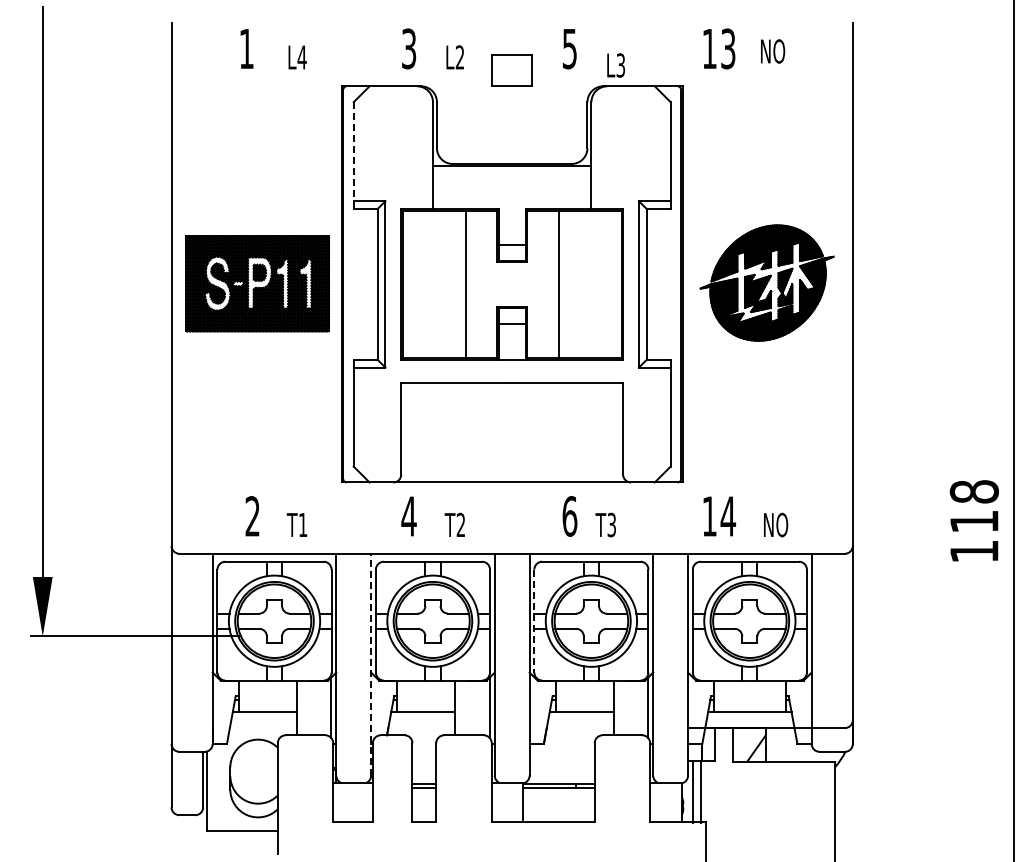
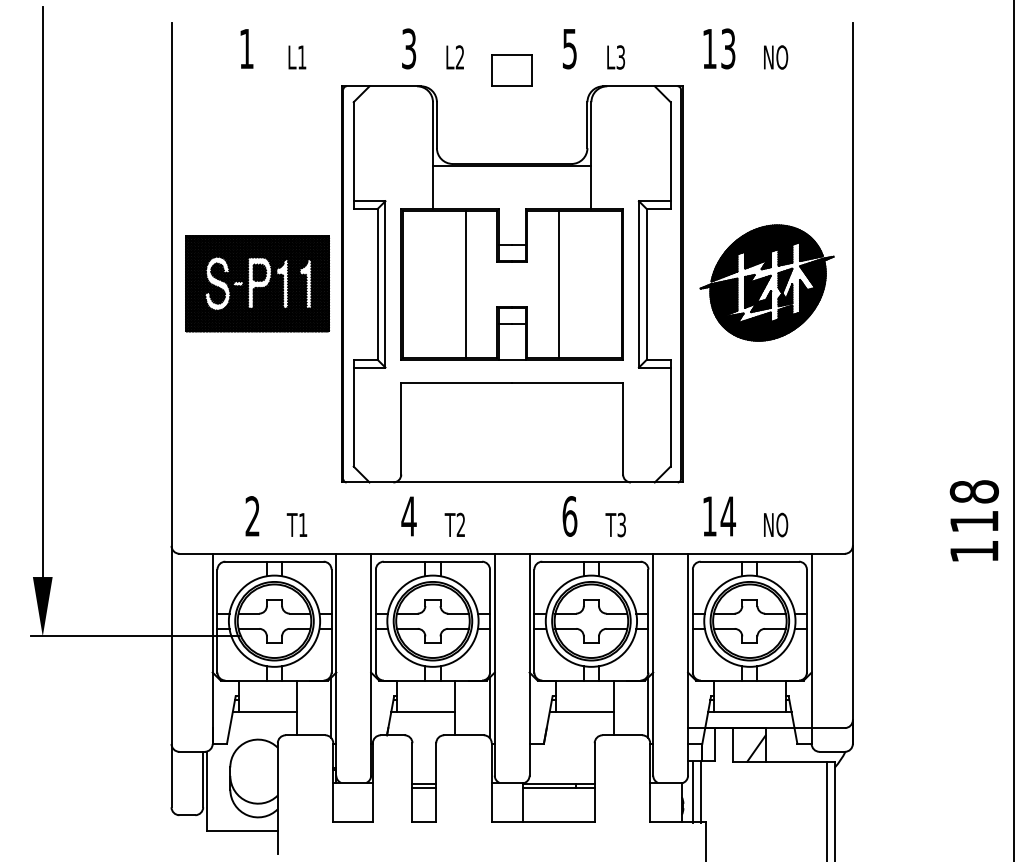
text position: (773, 51) -> (776, 57) (776, 57)
text: L4 -> L1 (301, 57)
text position: (615, 65) -> (615, 57) (615, 57)
line: dashed -> solid (353, 156)
text position: (605, 524) -> (615, 524) (615, 524)
line: dashed -> solid (534, 621)
line: dashed -> solid (371, 664)
line: none -> present (826, 809)
